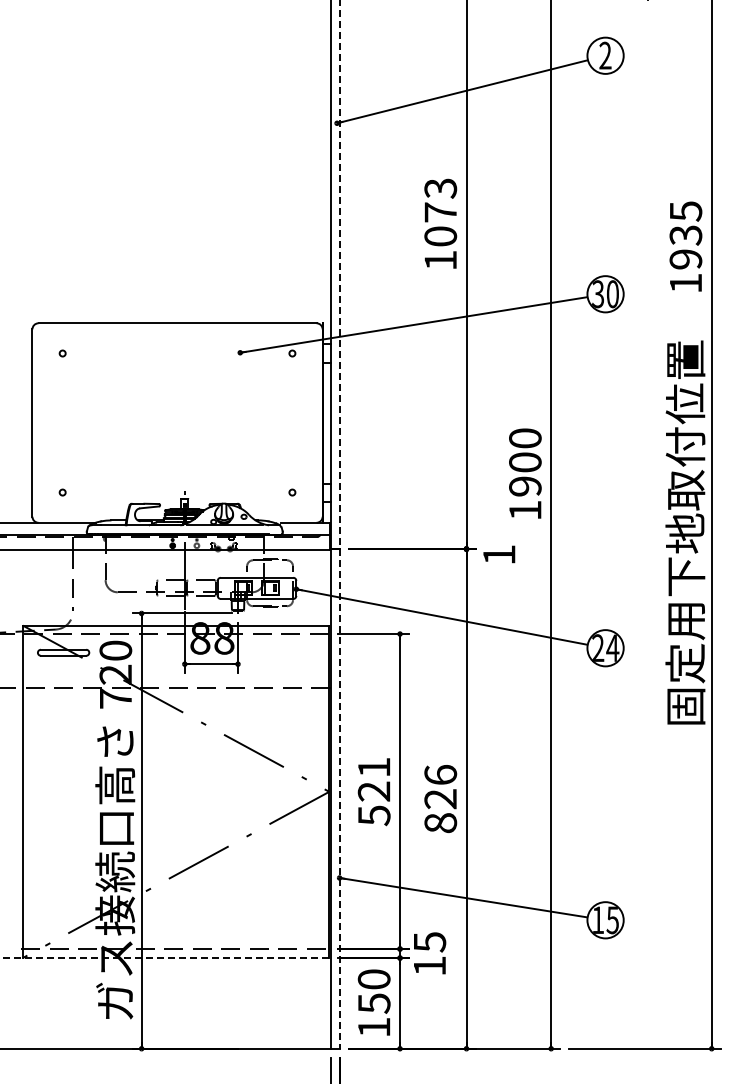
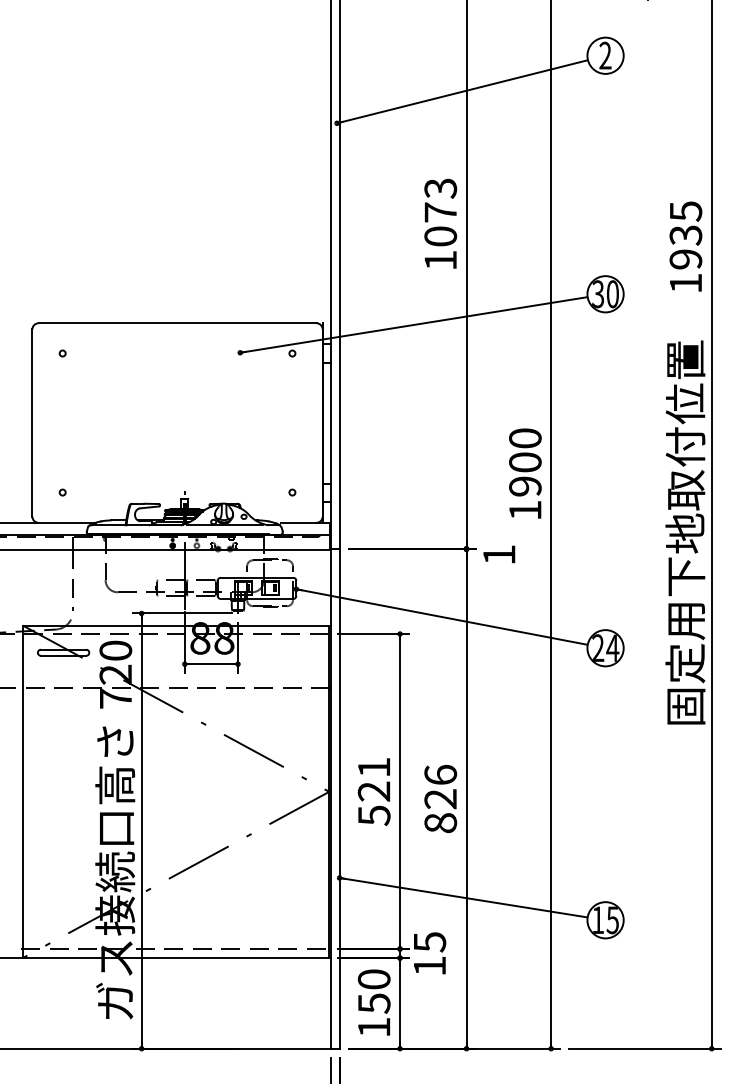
line: dashed -> solid (339, 524)
line: dashed -> solid (165, 958)
